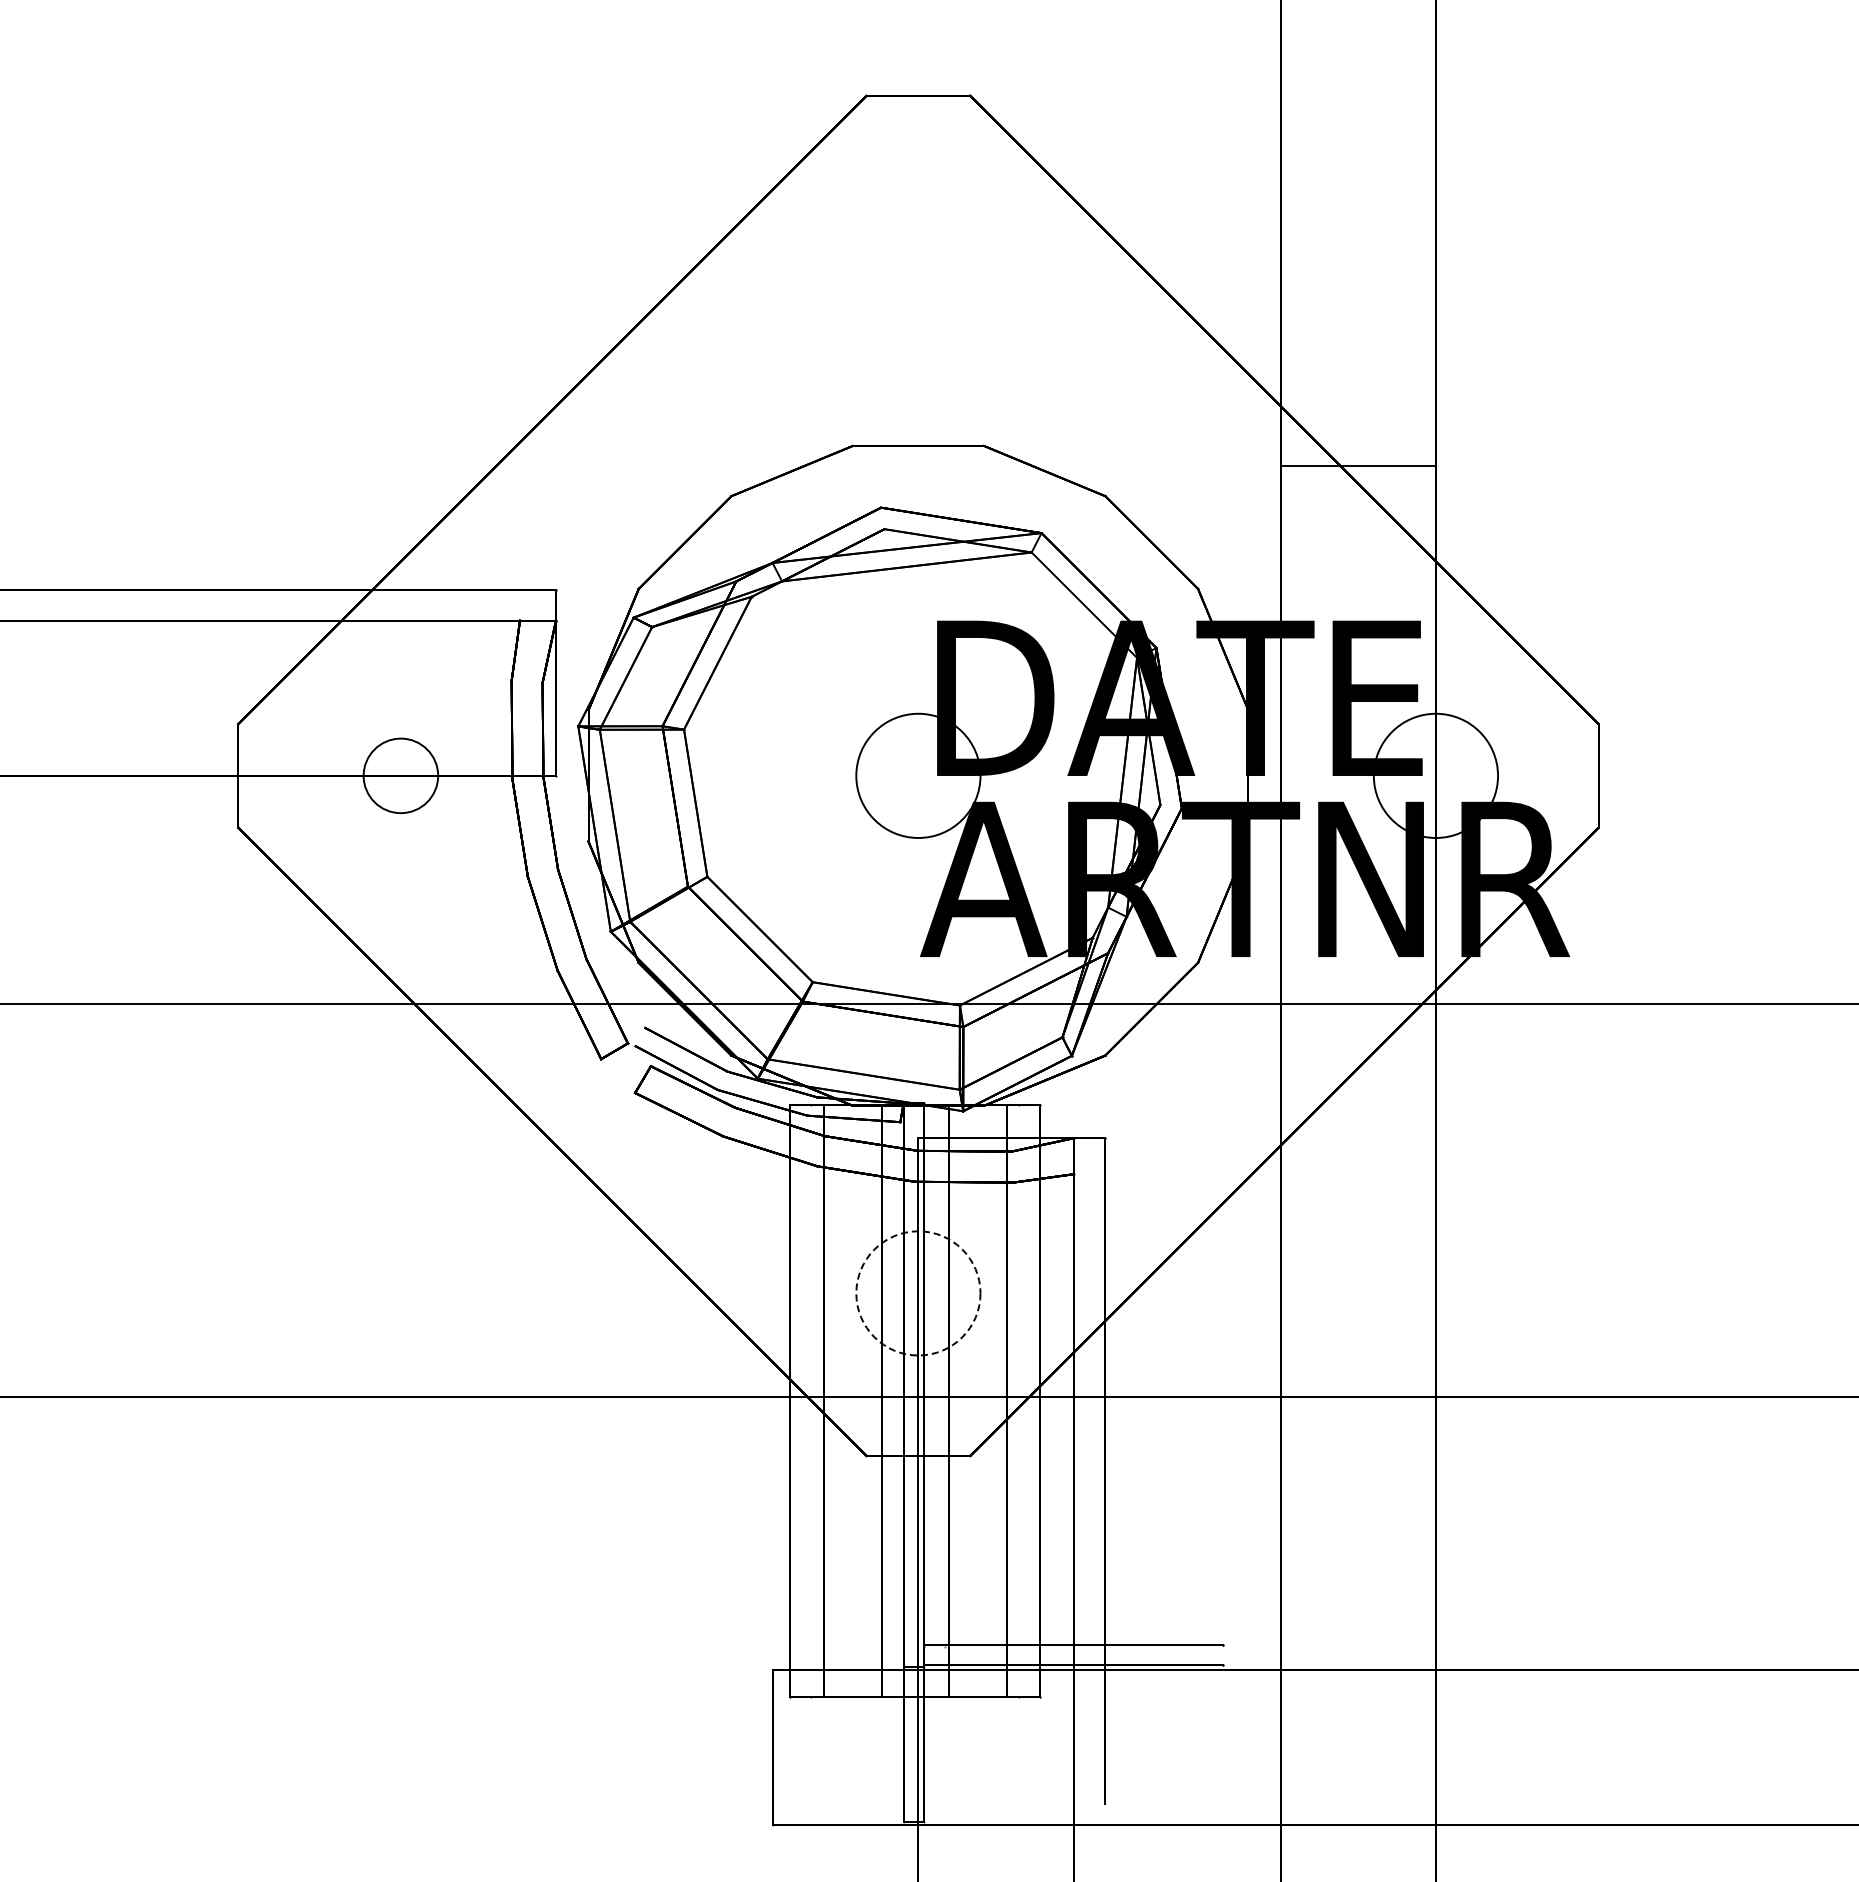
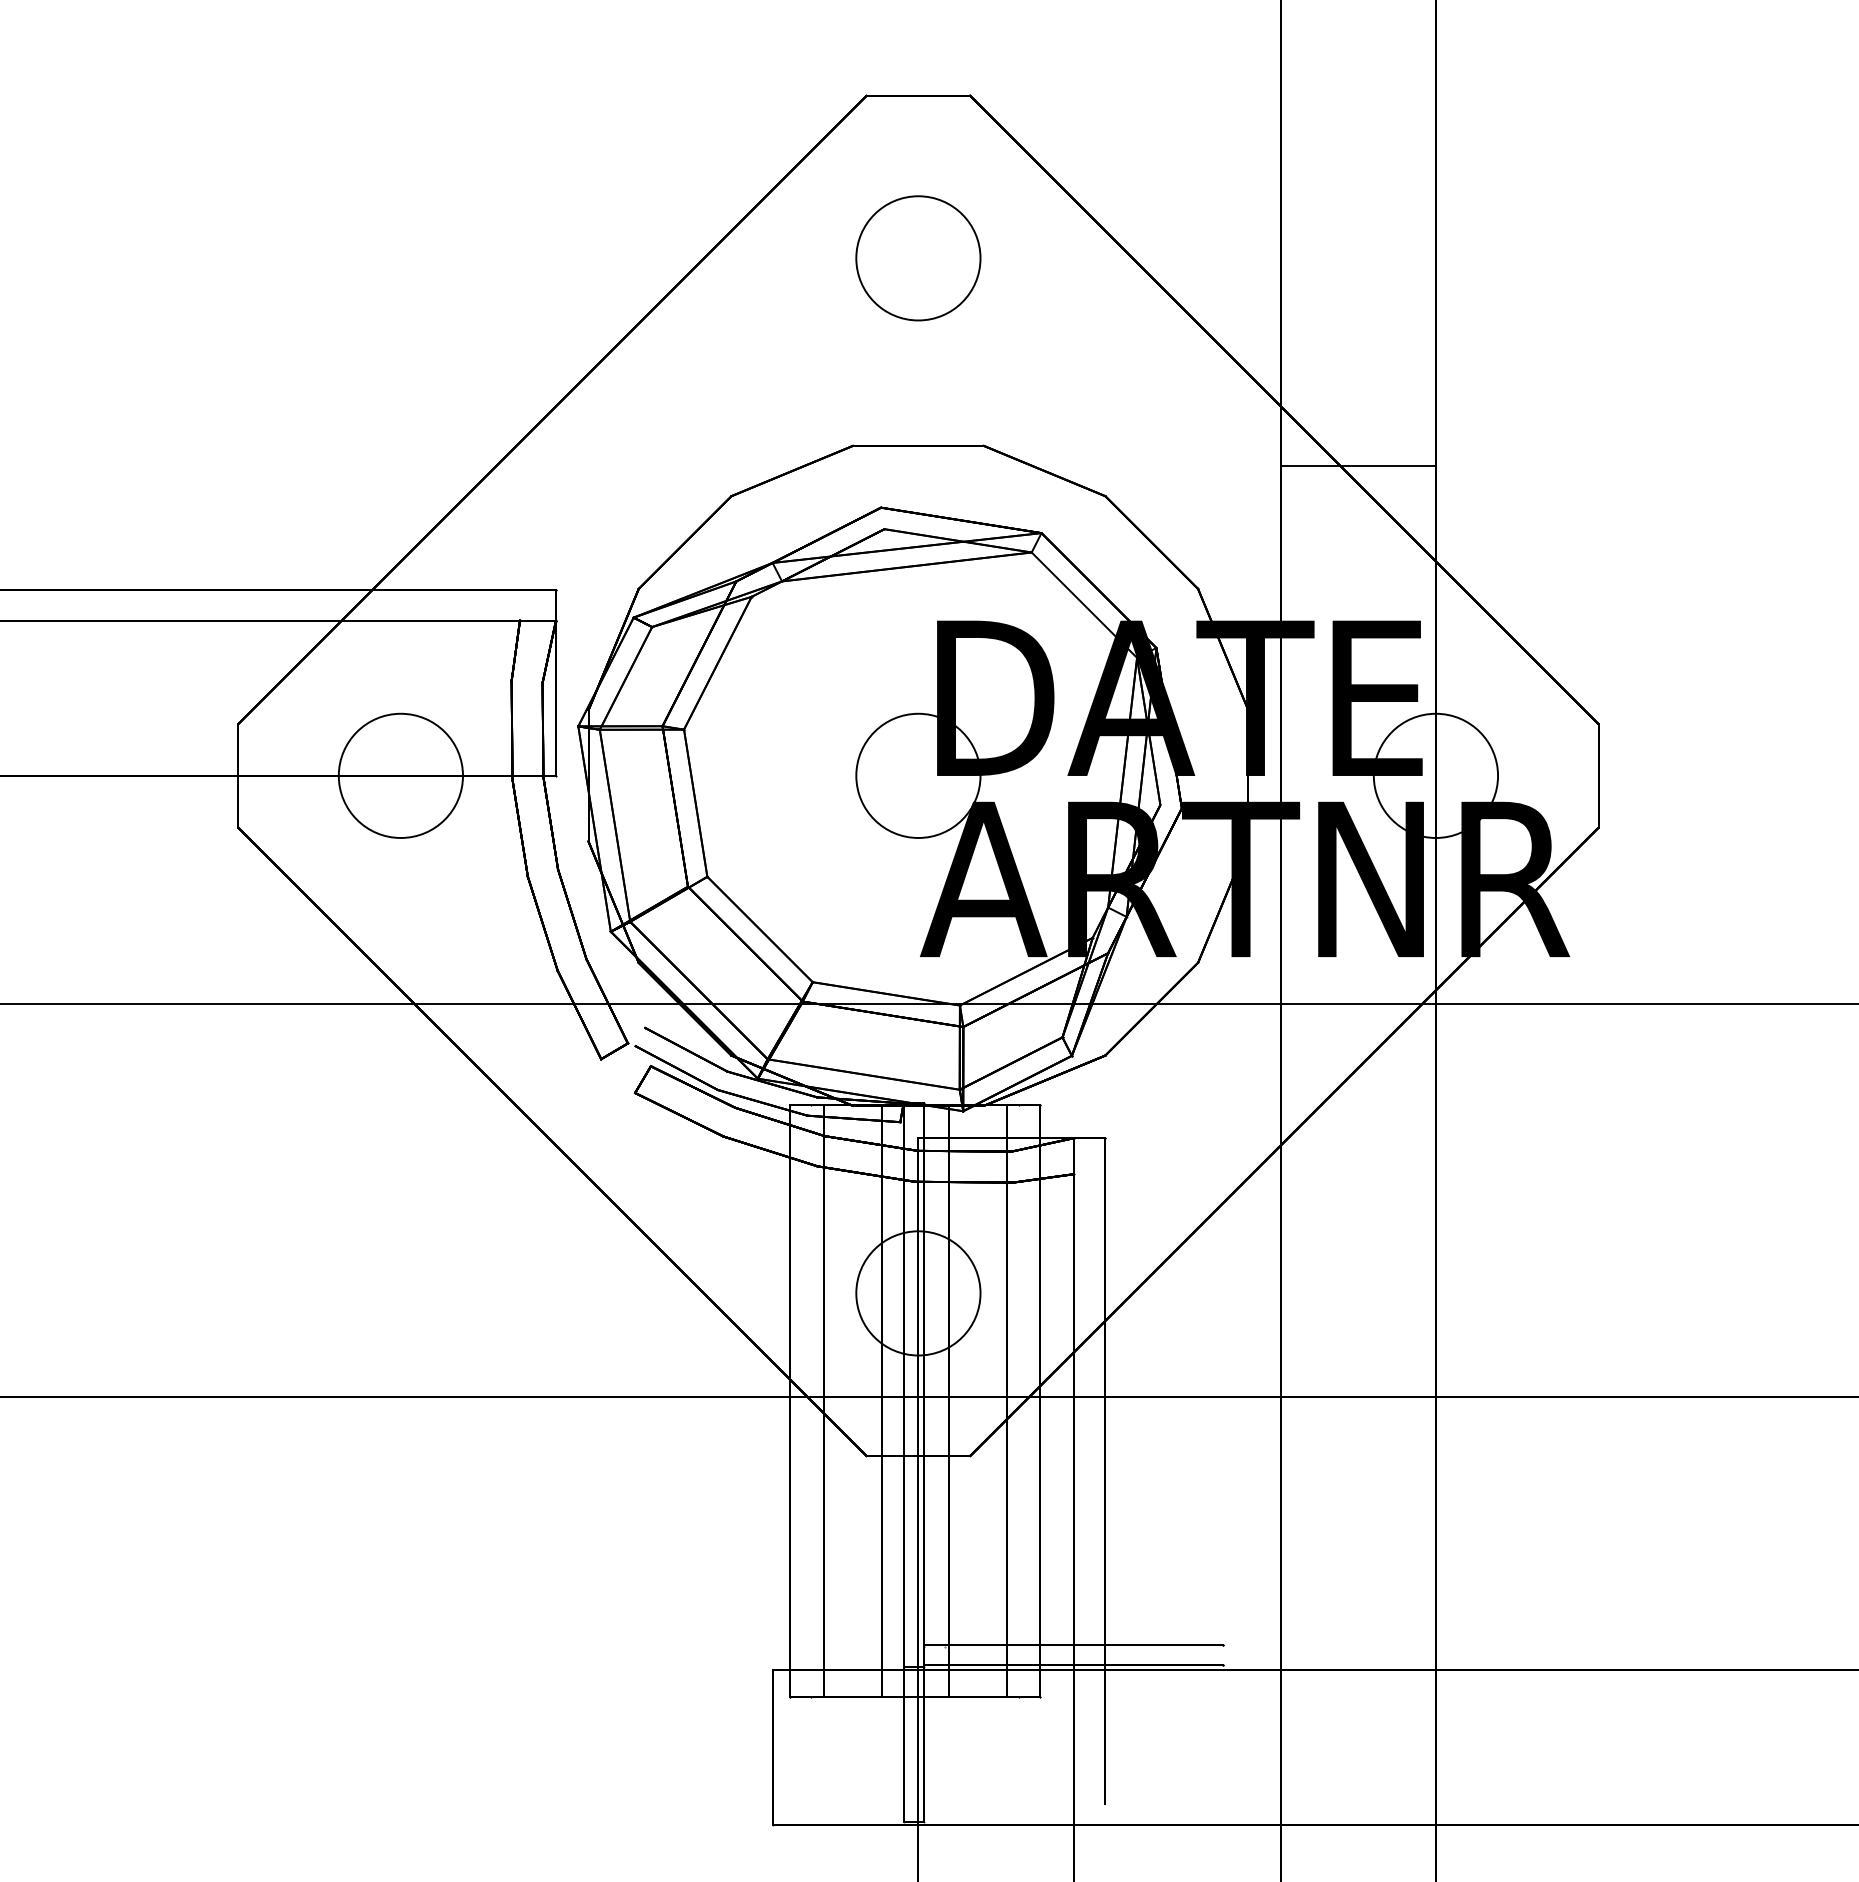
circle: none -> present (918, 258)
circle diameter: 75 px -> 124 px (400, 775)
circle: dashed -> solid (918, 1293)
